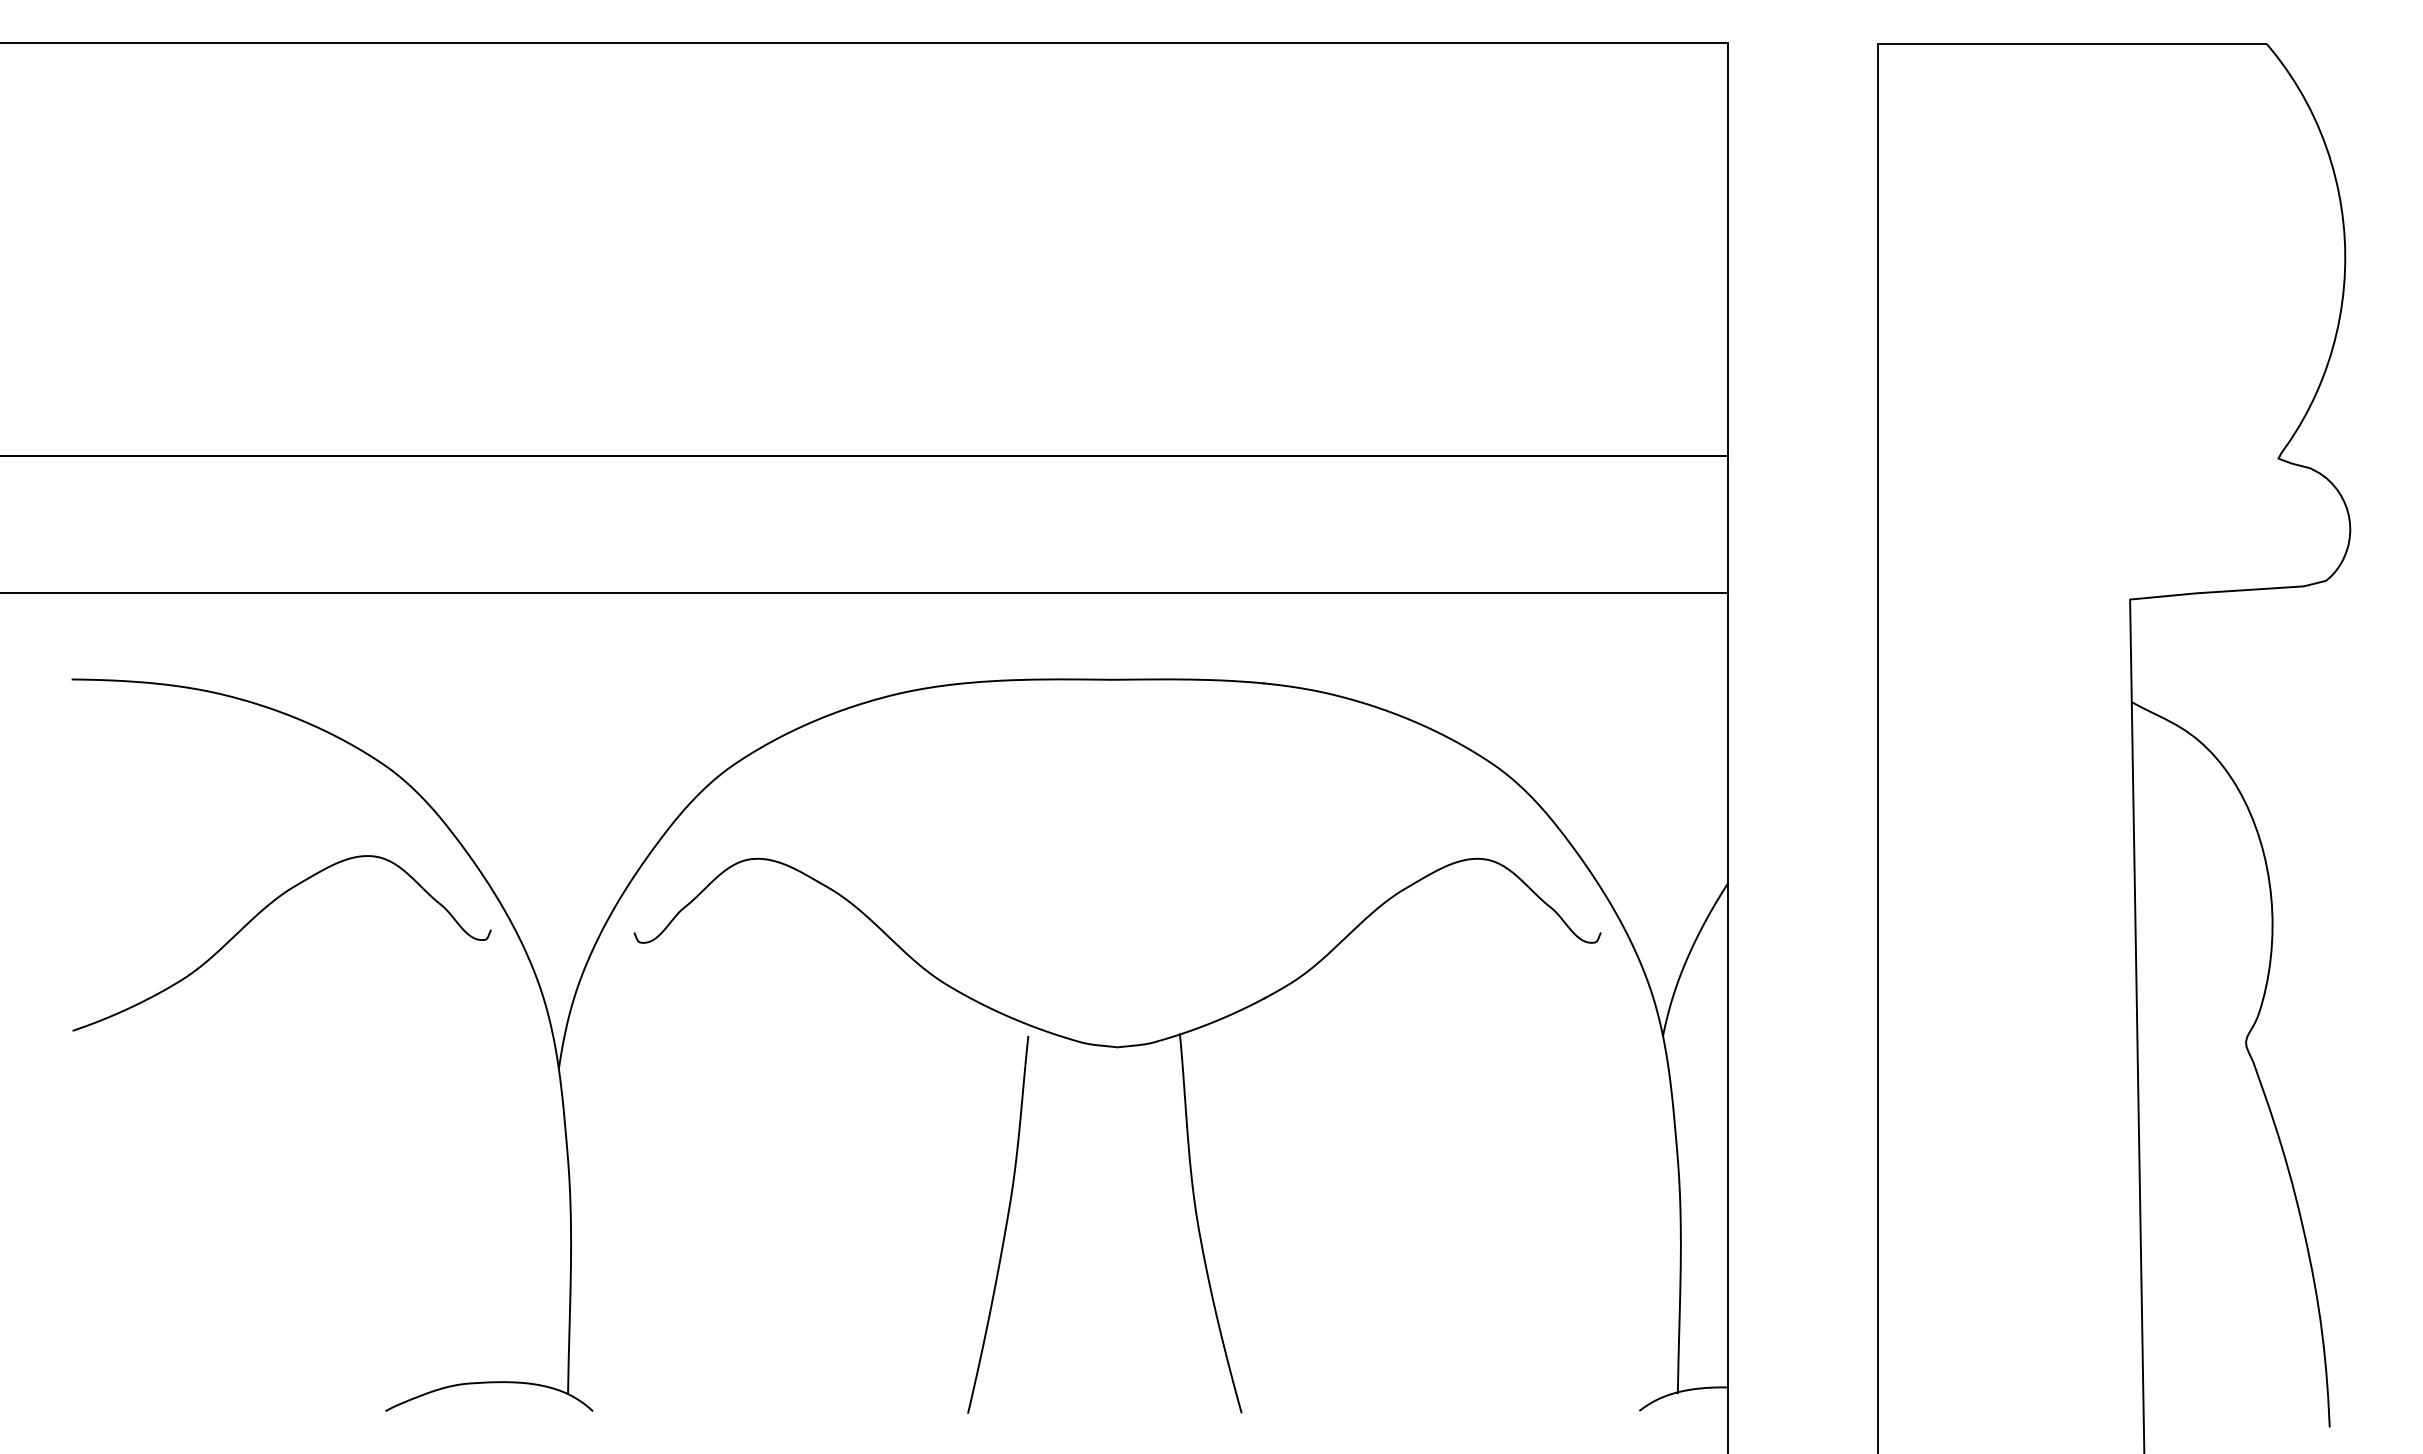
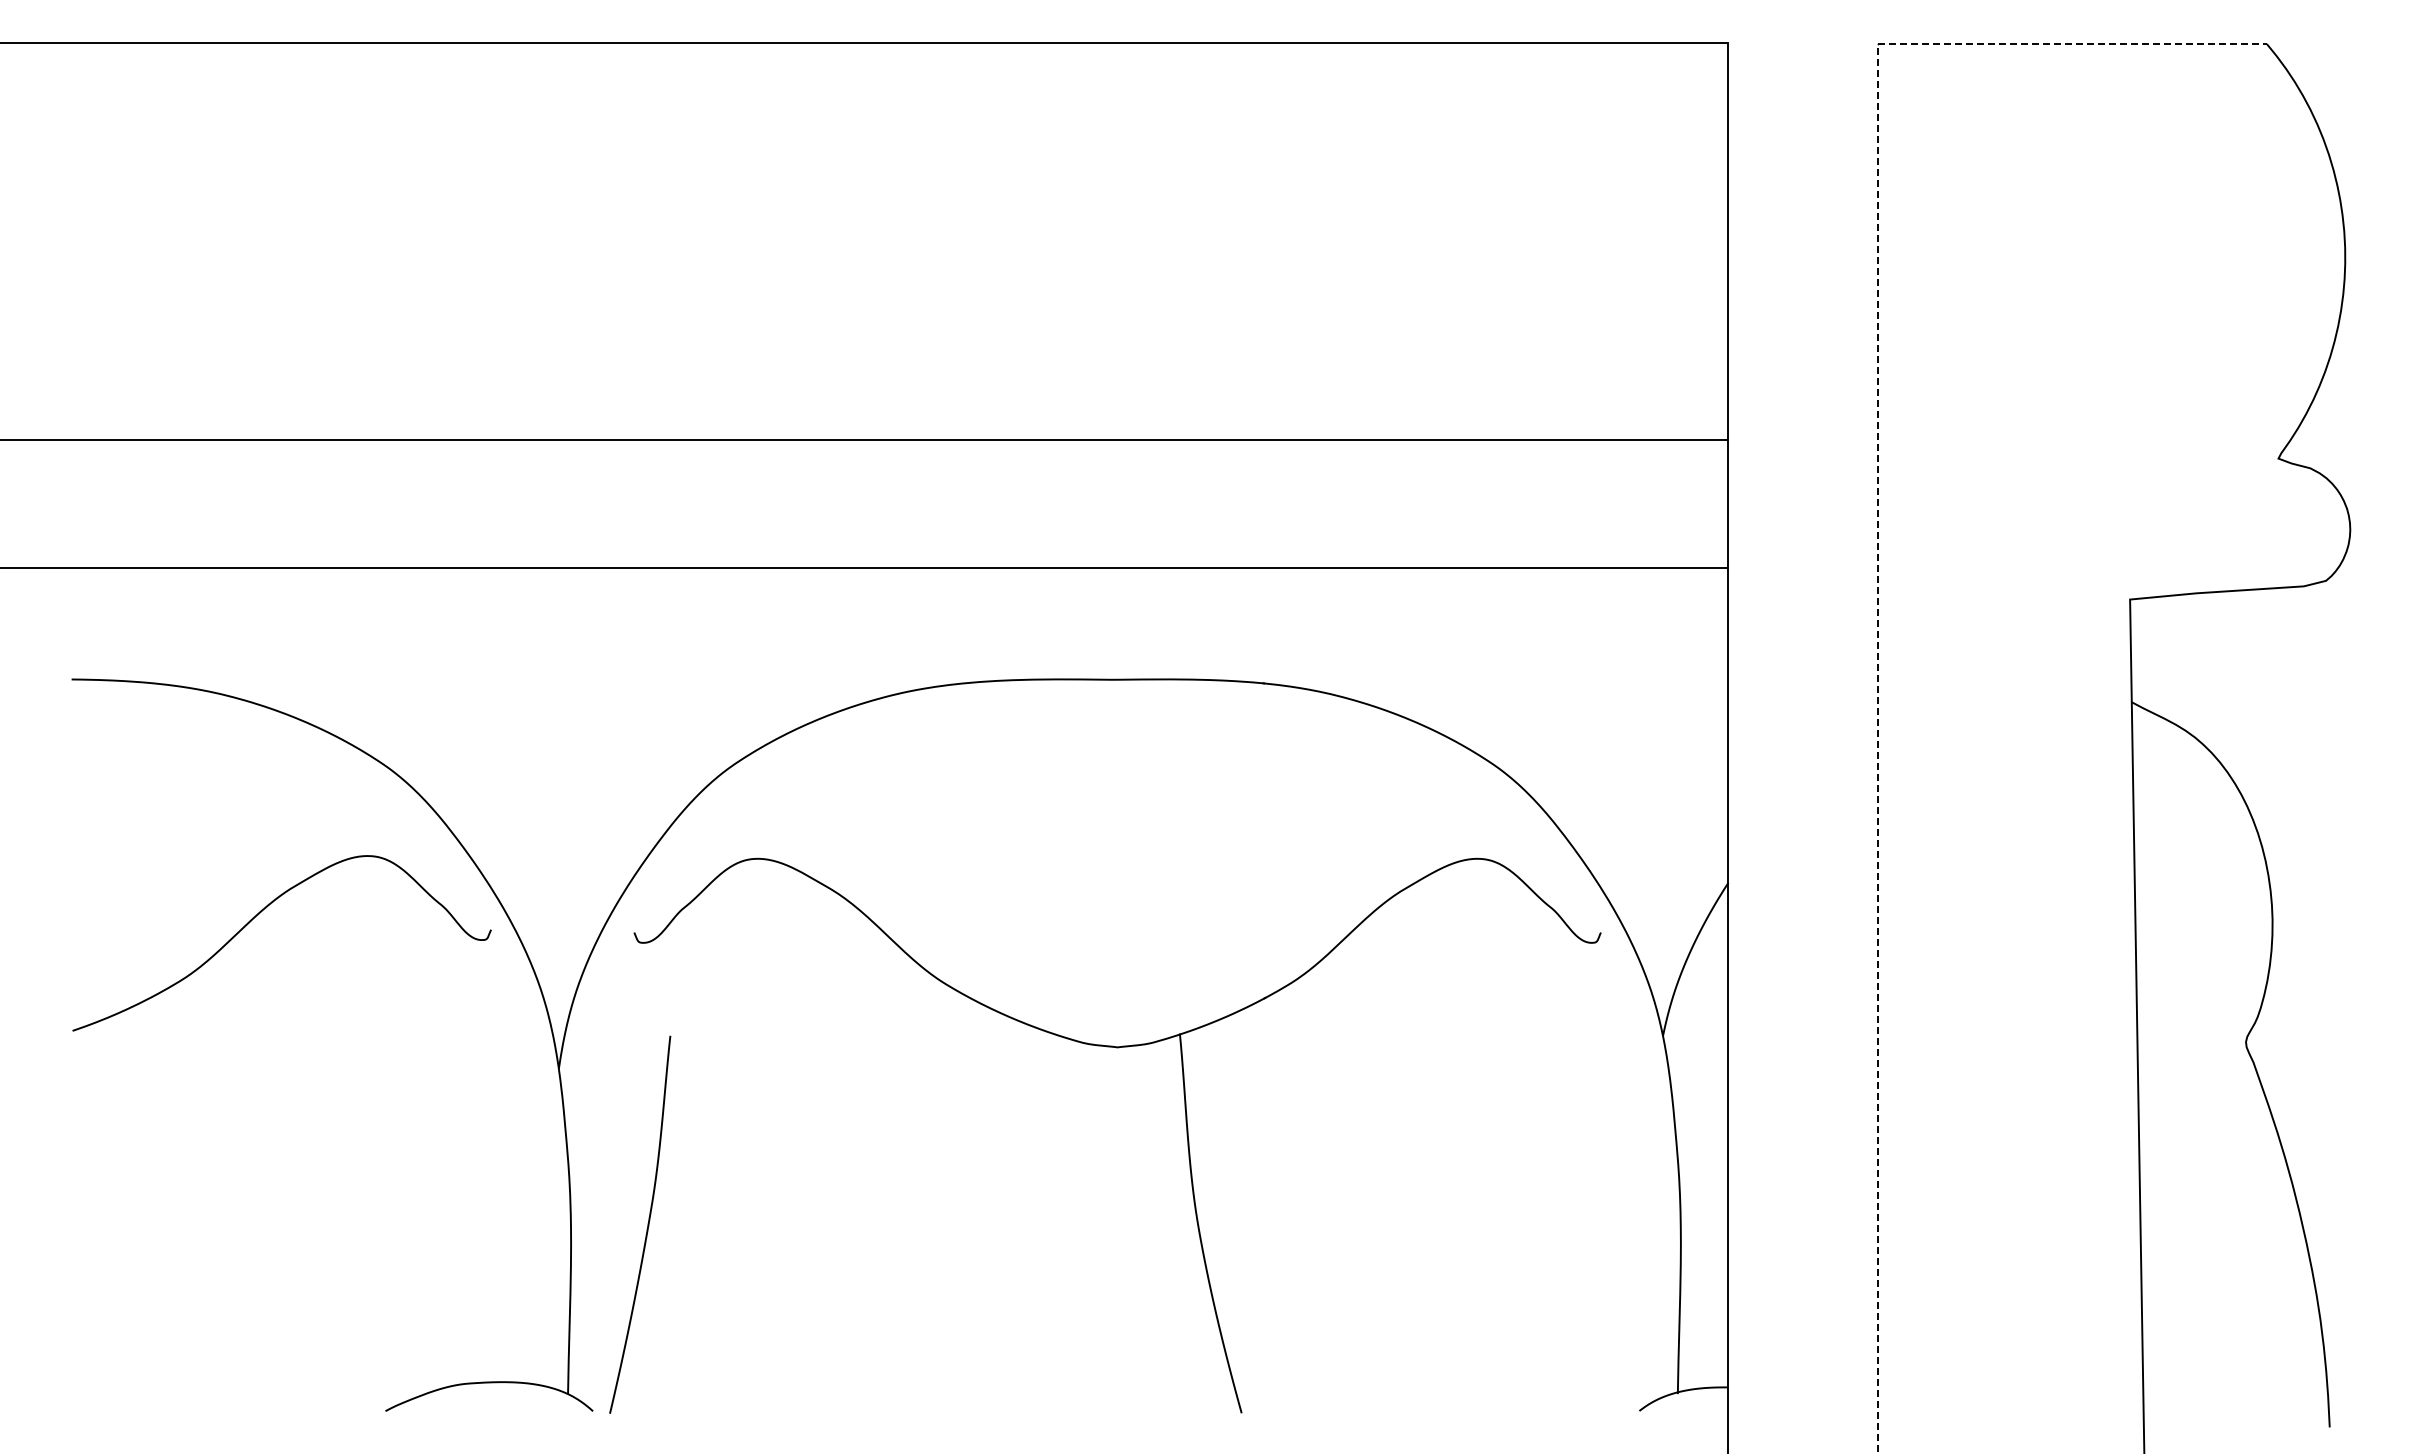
line position: (865, 456) -> (865, 440) (865, 440)
line: solid -> dashed (1877, 553)
line position: (865, 592) -> (865, 567) (865, 567)
curve position: (1005, 1224) -> (647, 1224) (647, 1224)
